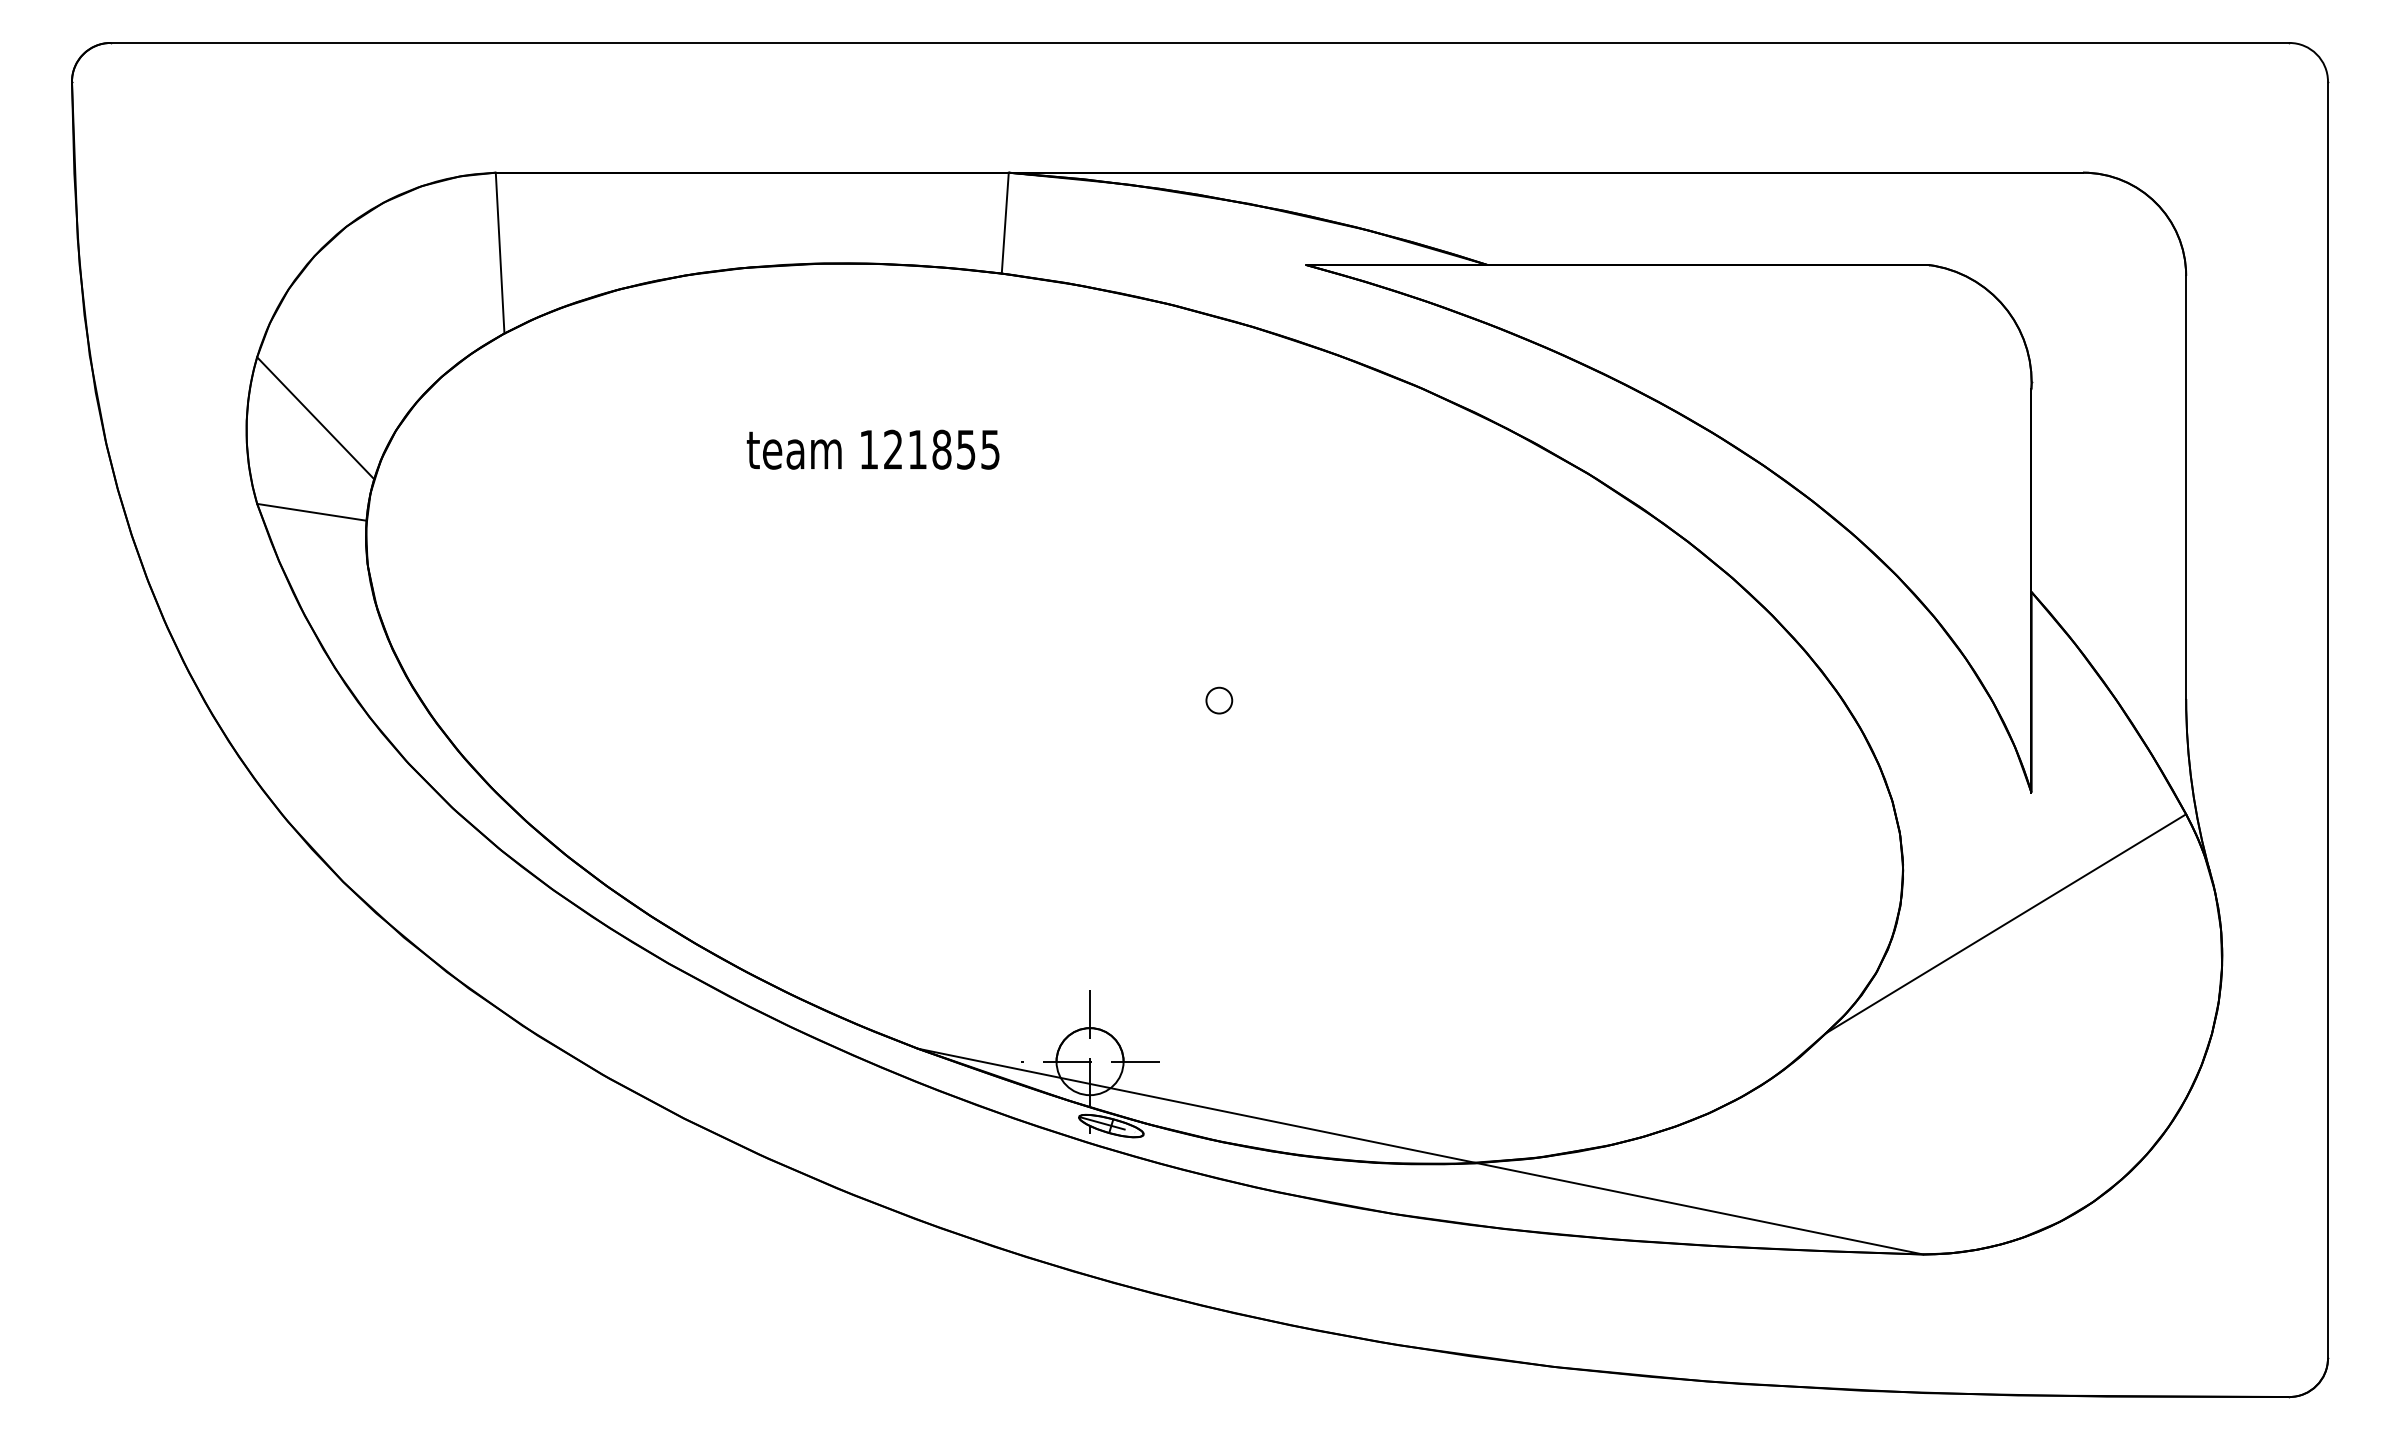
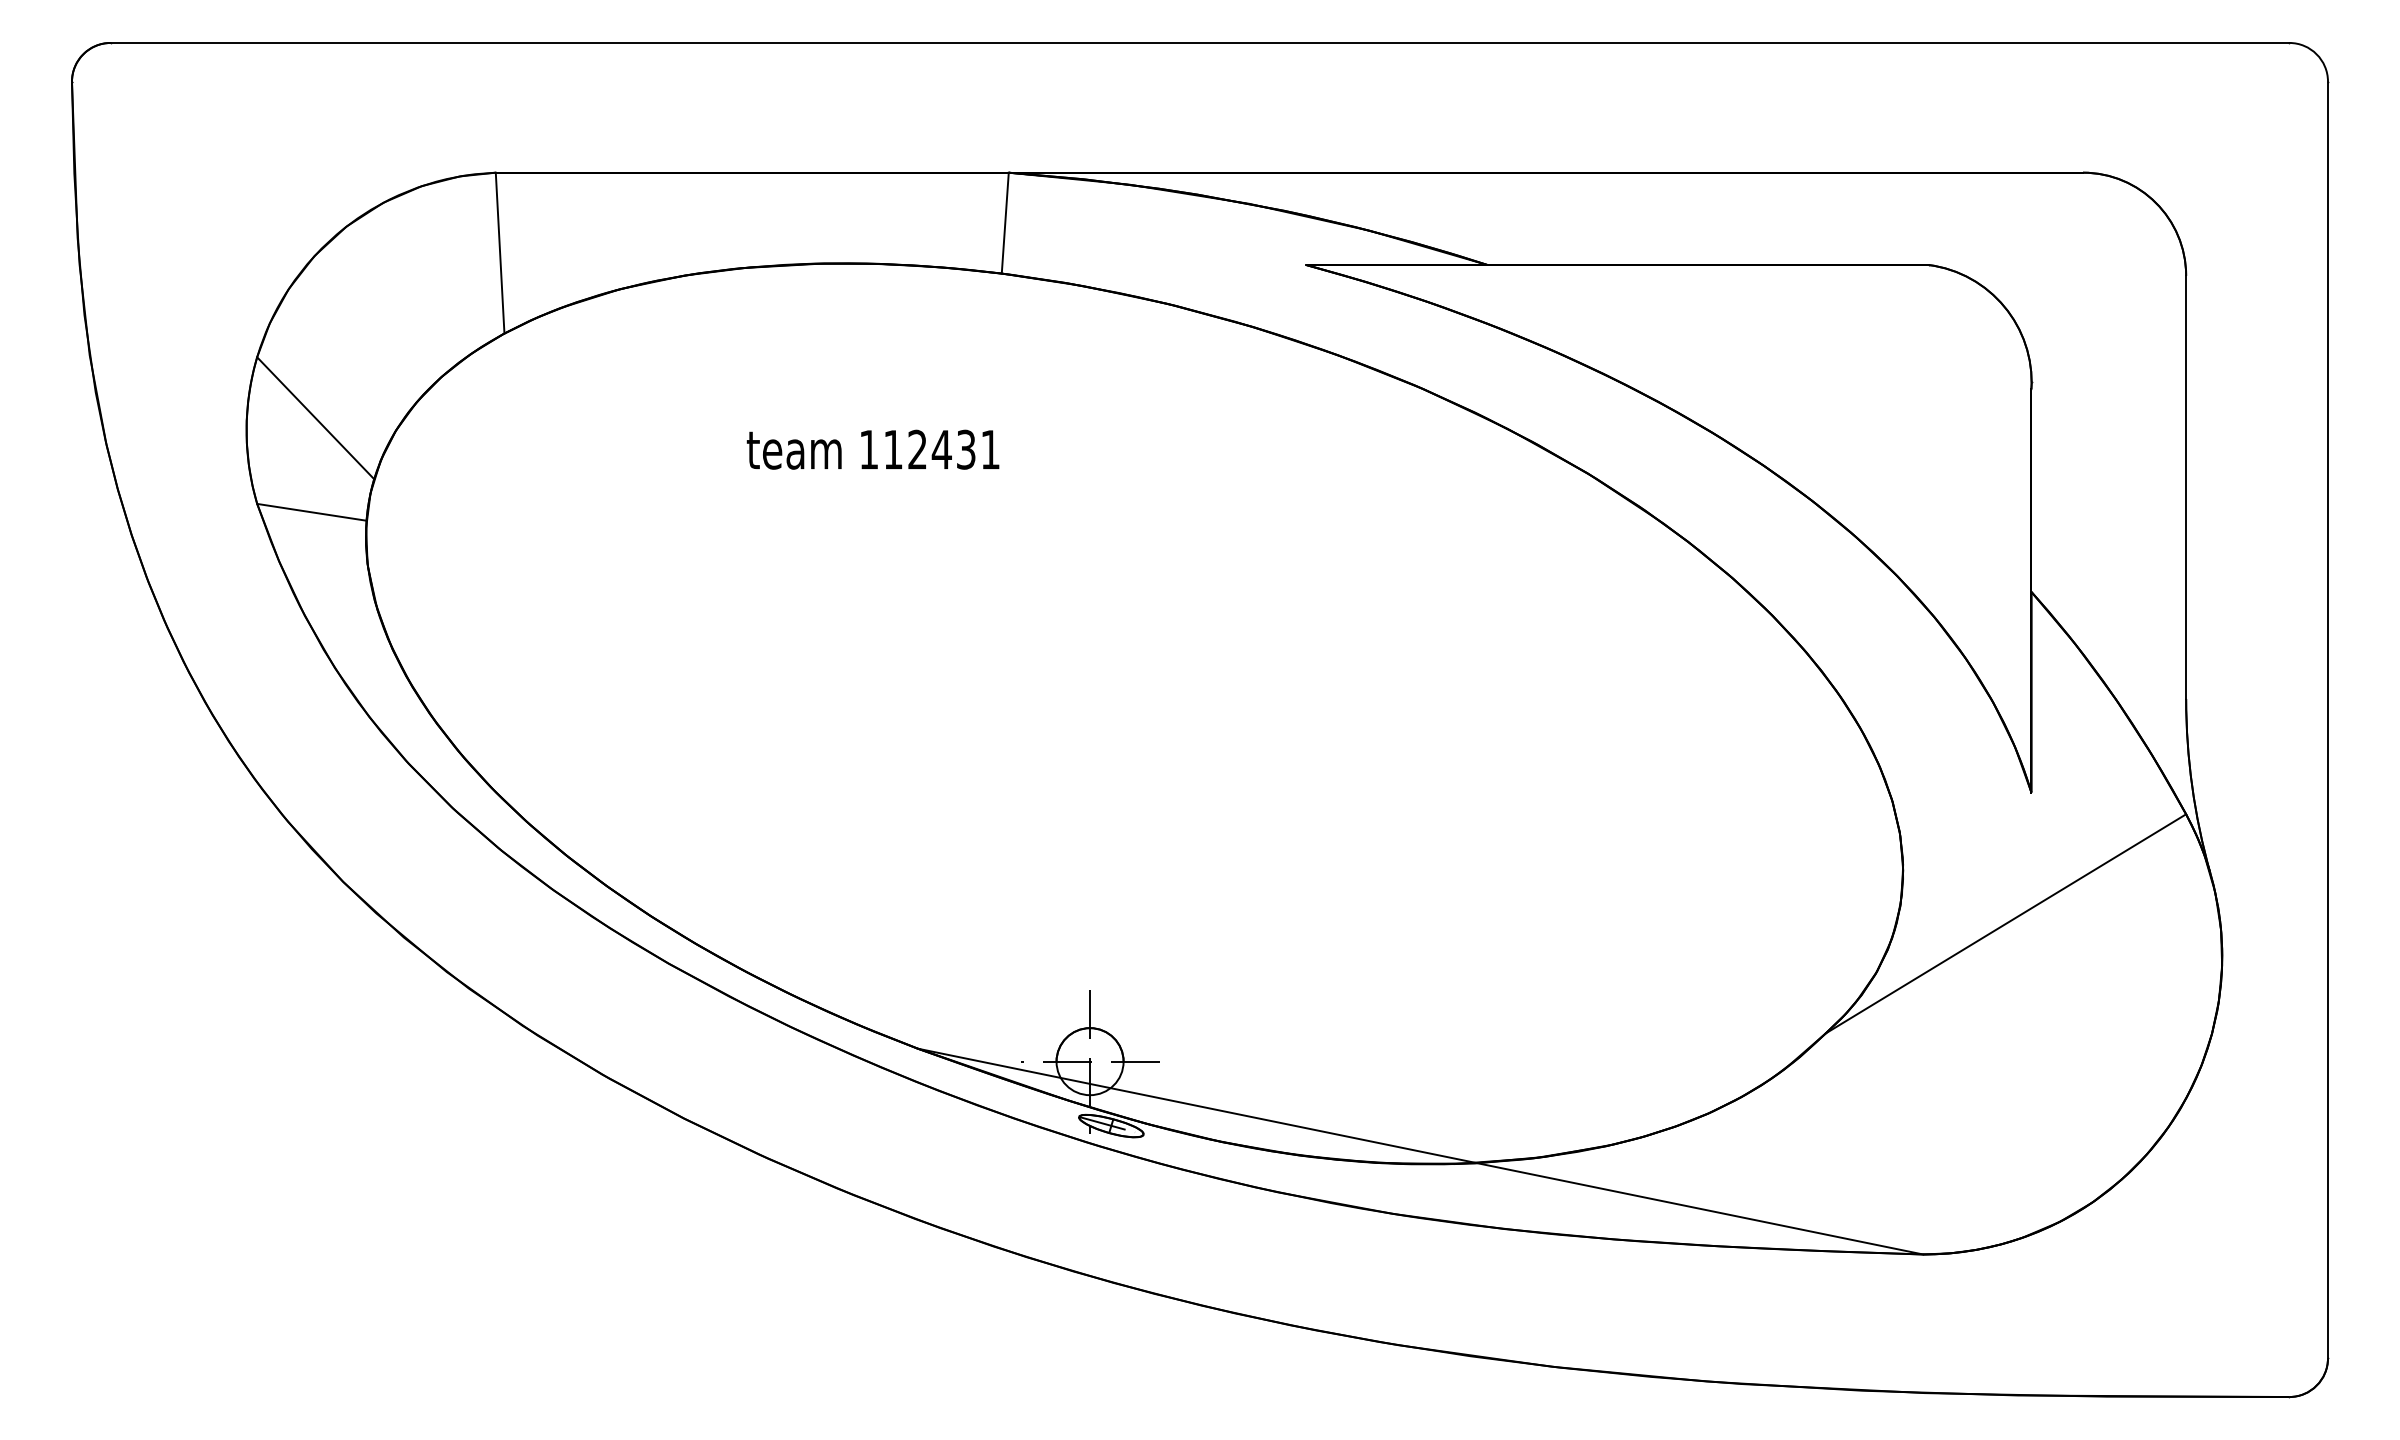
text: 121855 -> 112431 (941, 449)
circle: present -> none (1219, 700)
